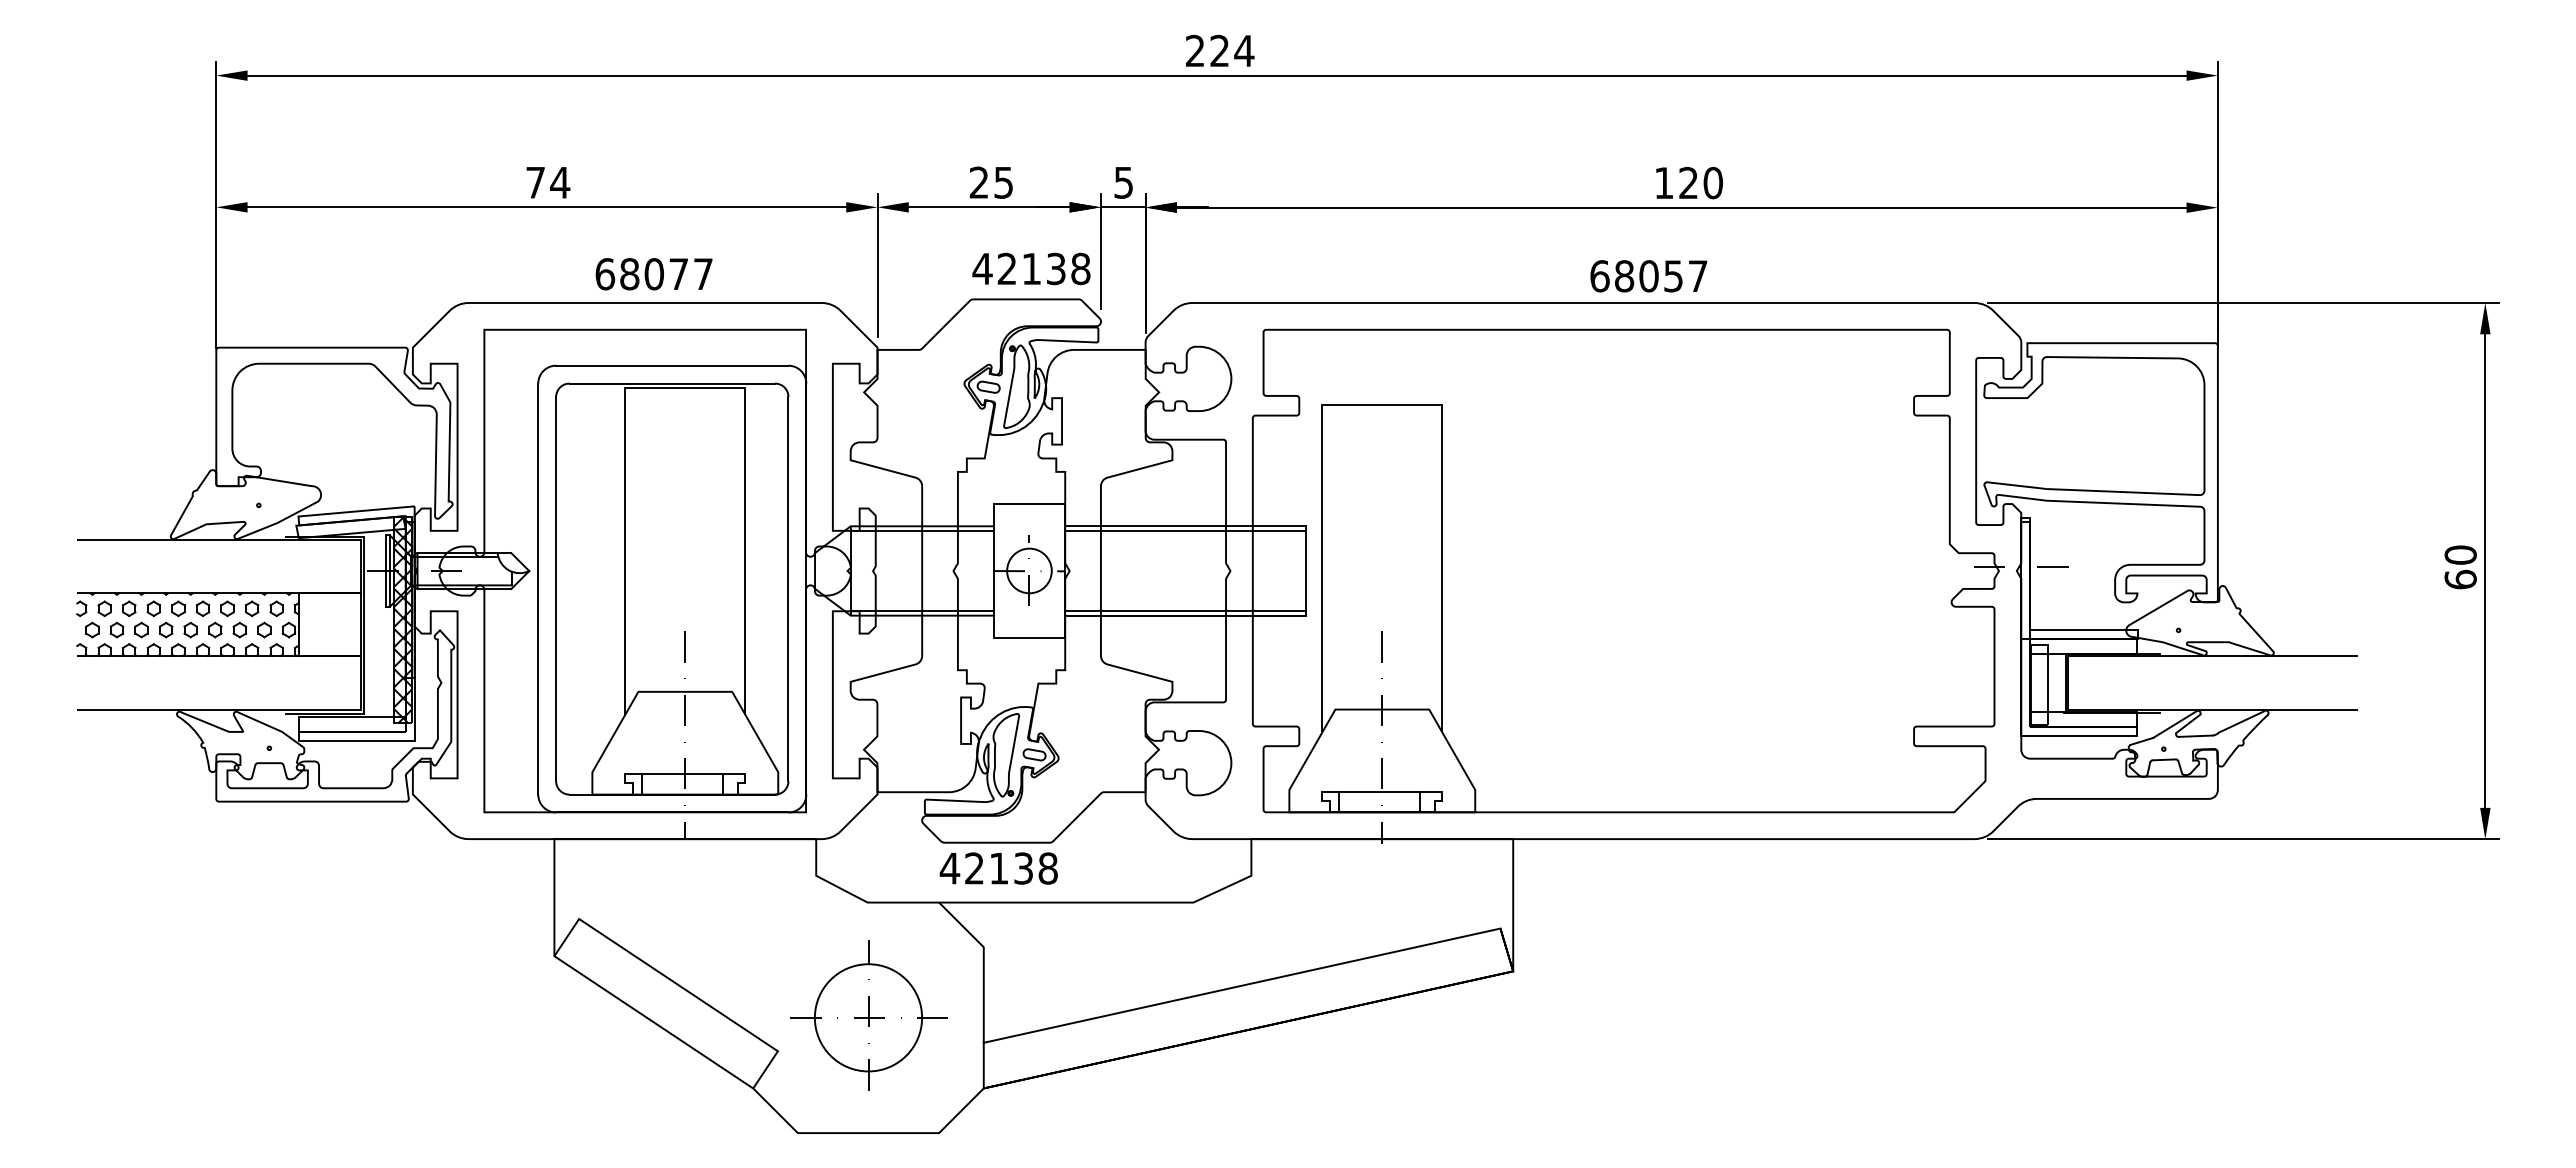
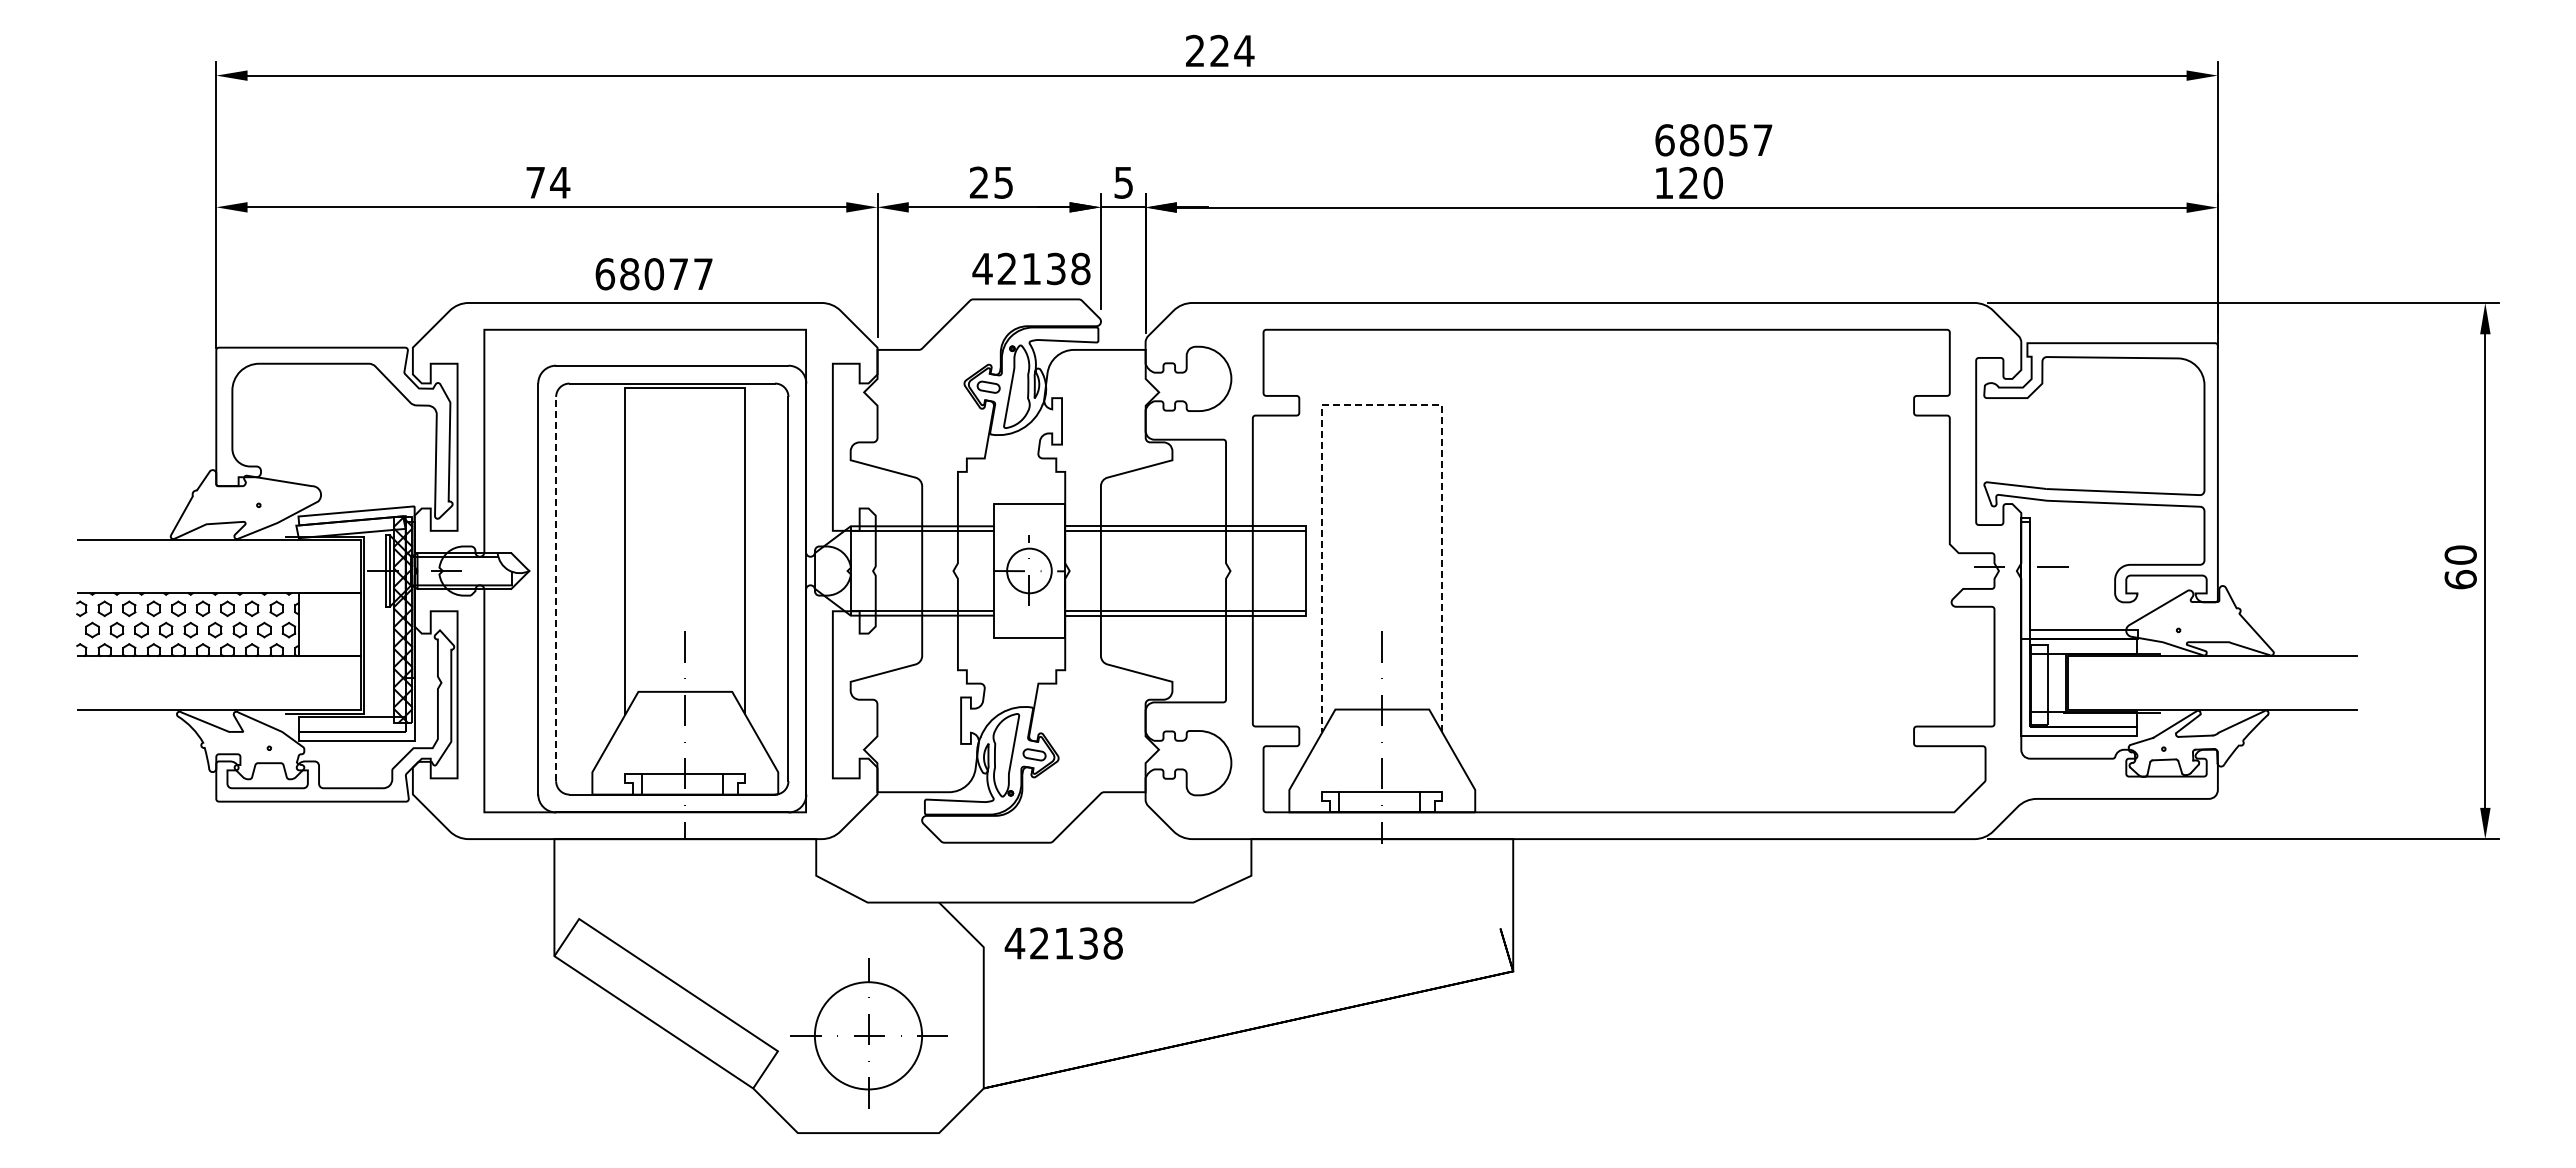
text position: (1648, 276) -> (1713, 140) (1713, 140)
line: solid -> dashed (1382, 404)
line: solid -> dashed (556, 588)
text position: (998, 868) -> (1063, 943) (1063, 943)
line: present -> none (1241, 985)
part position: (868, 1015) -> (868, 1033) (868, 1033)
